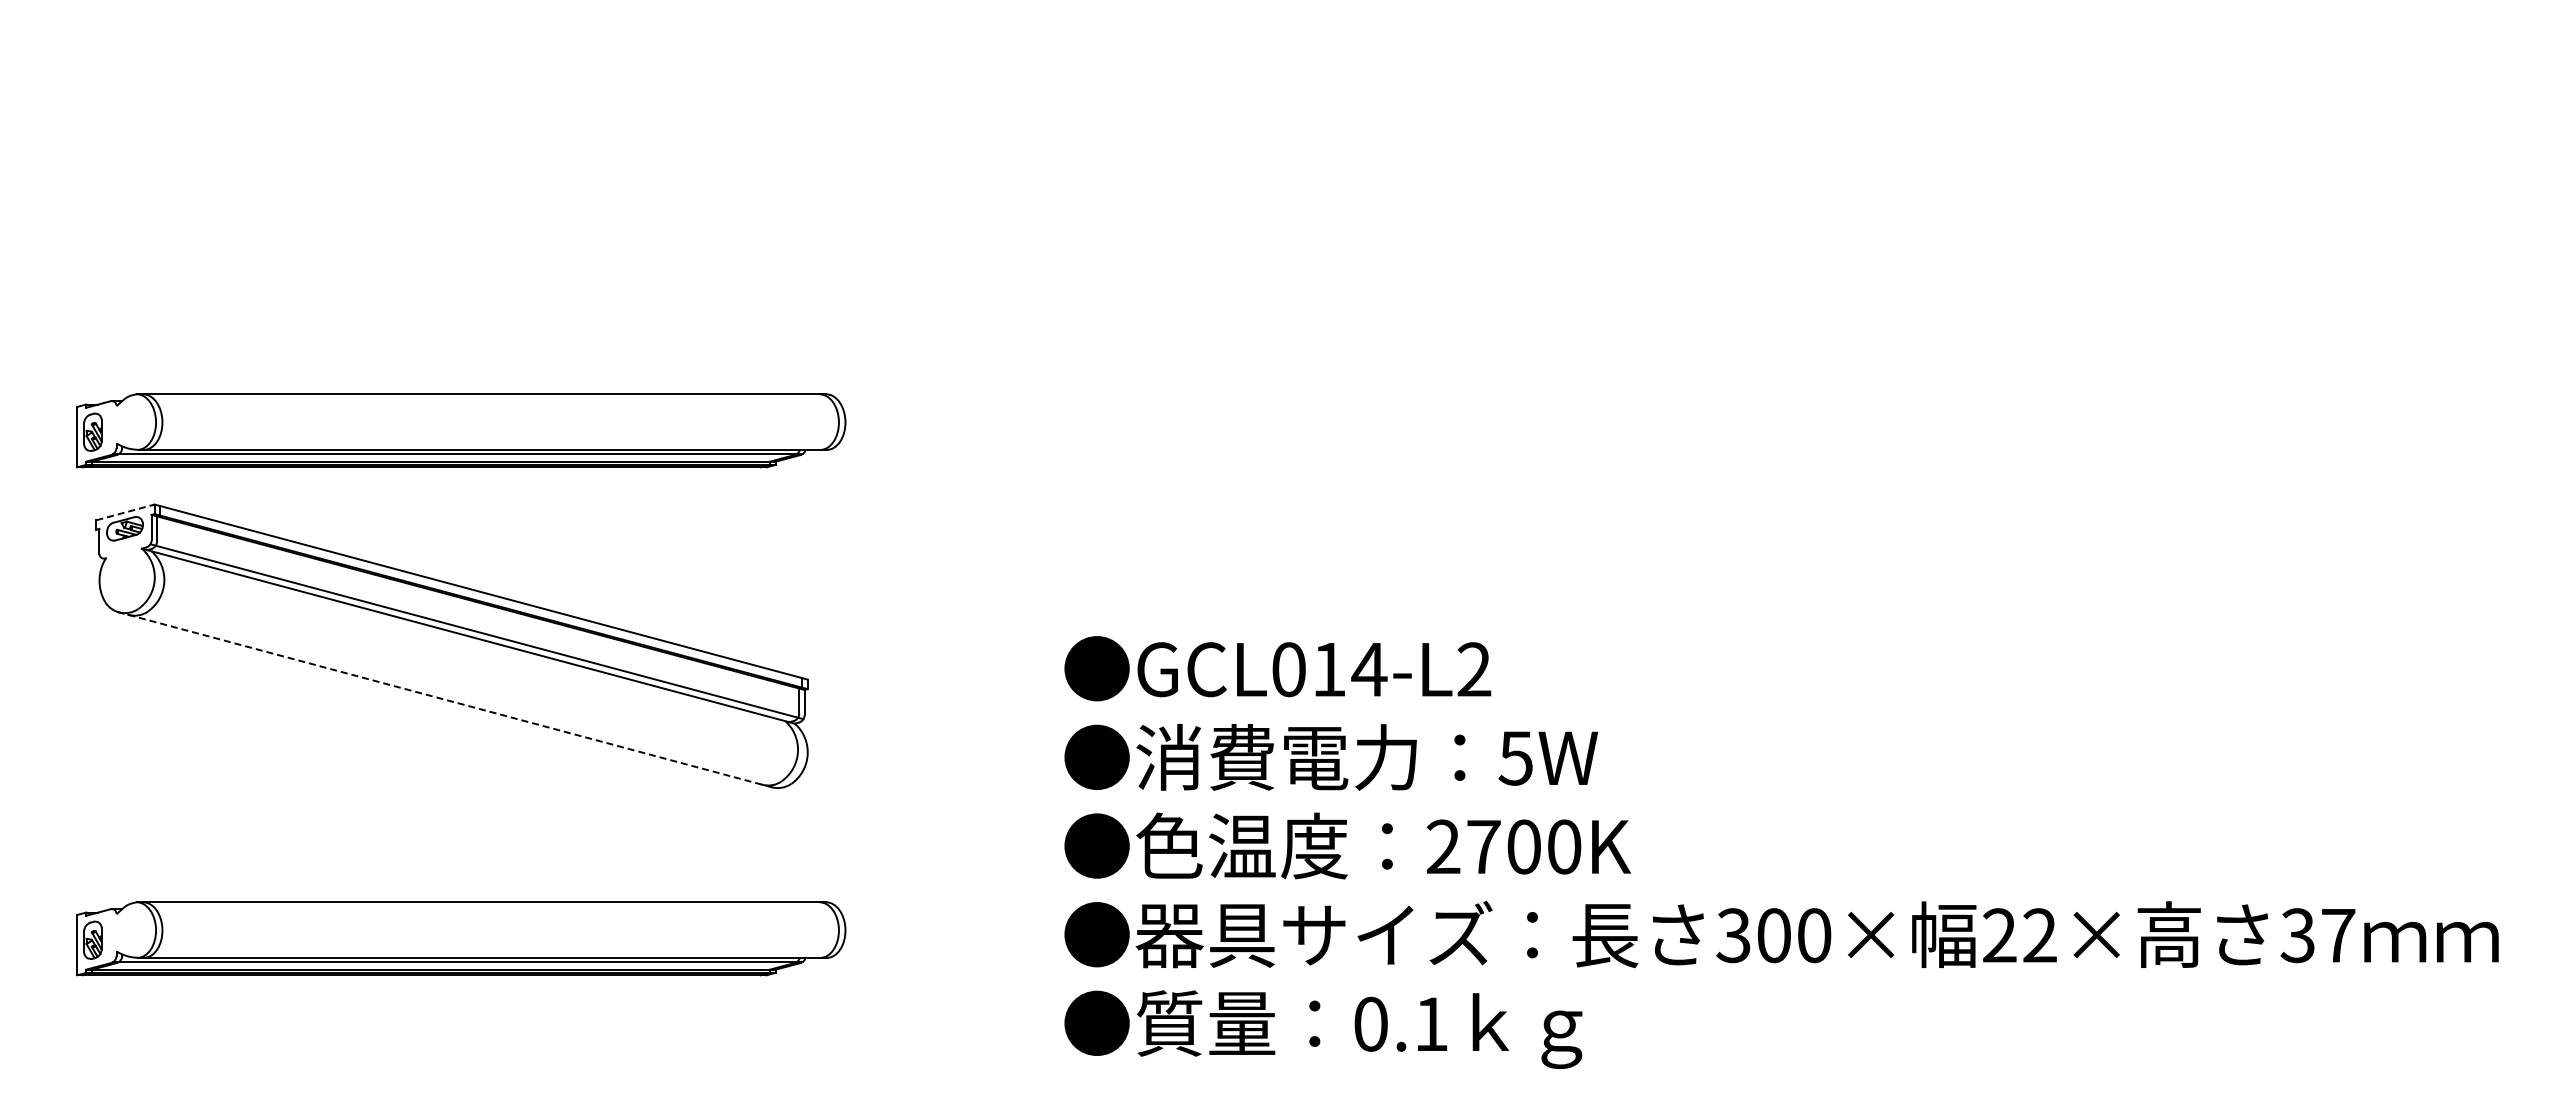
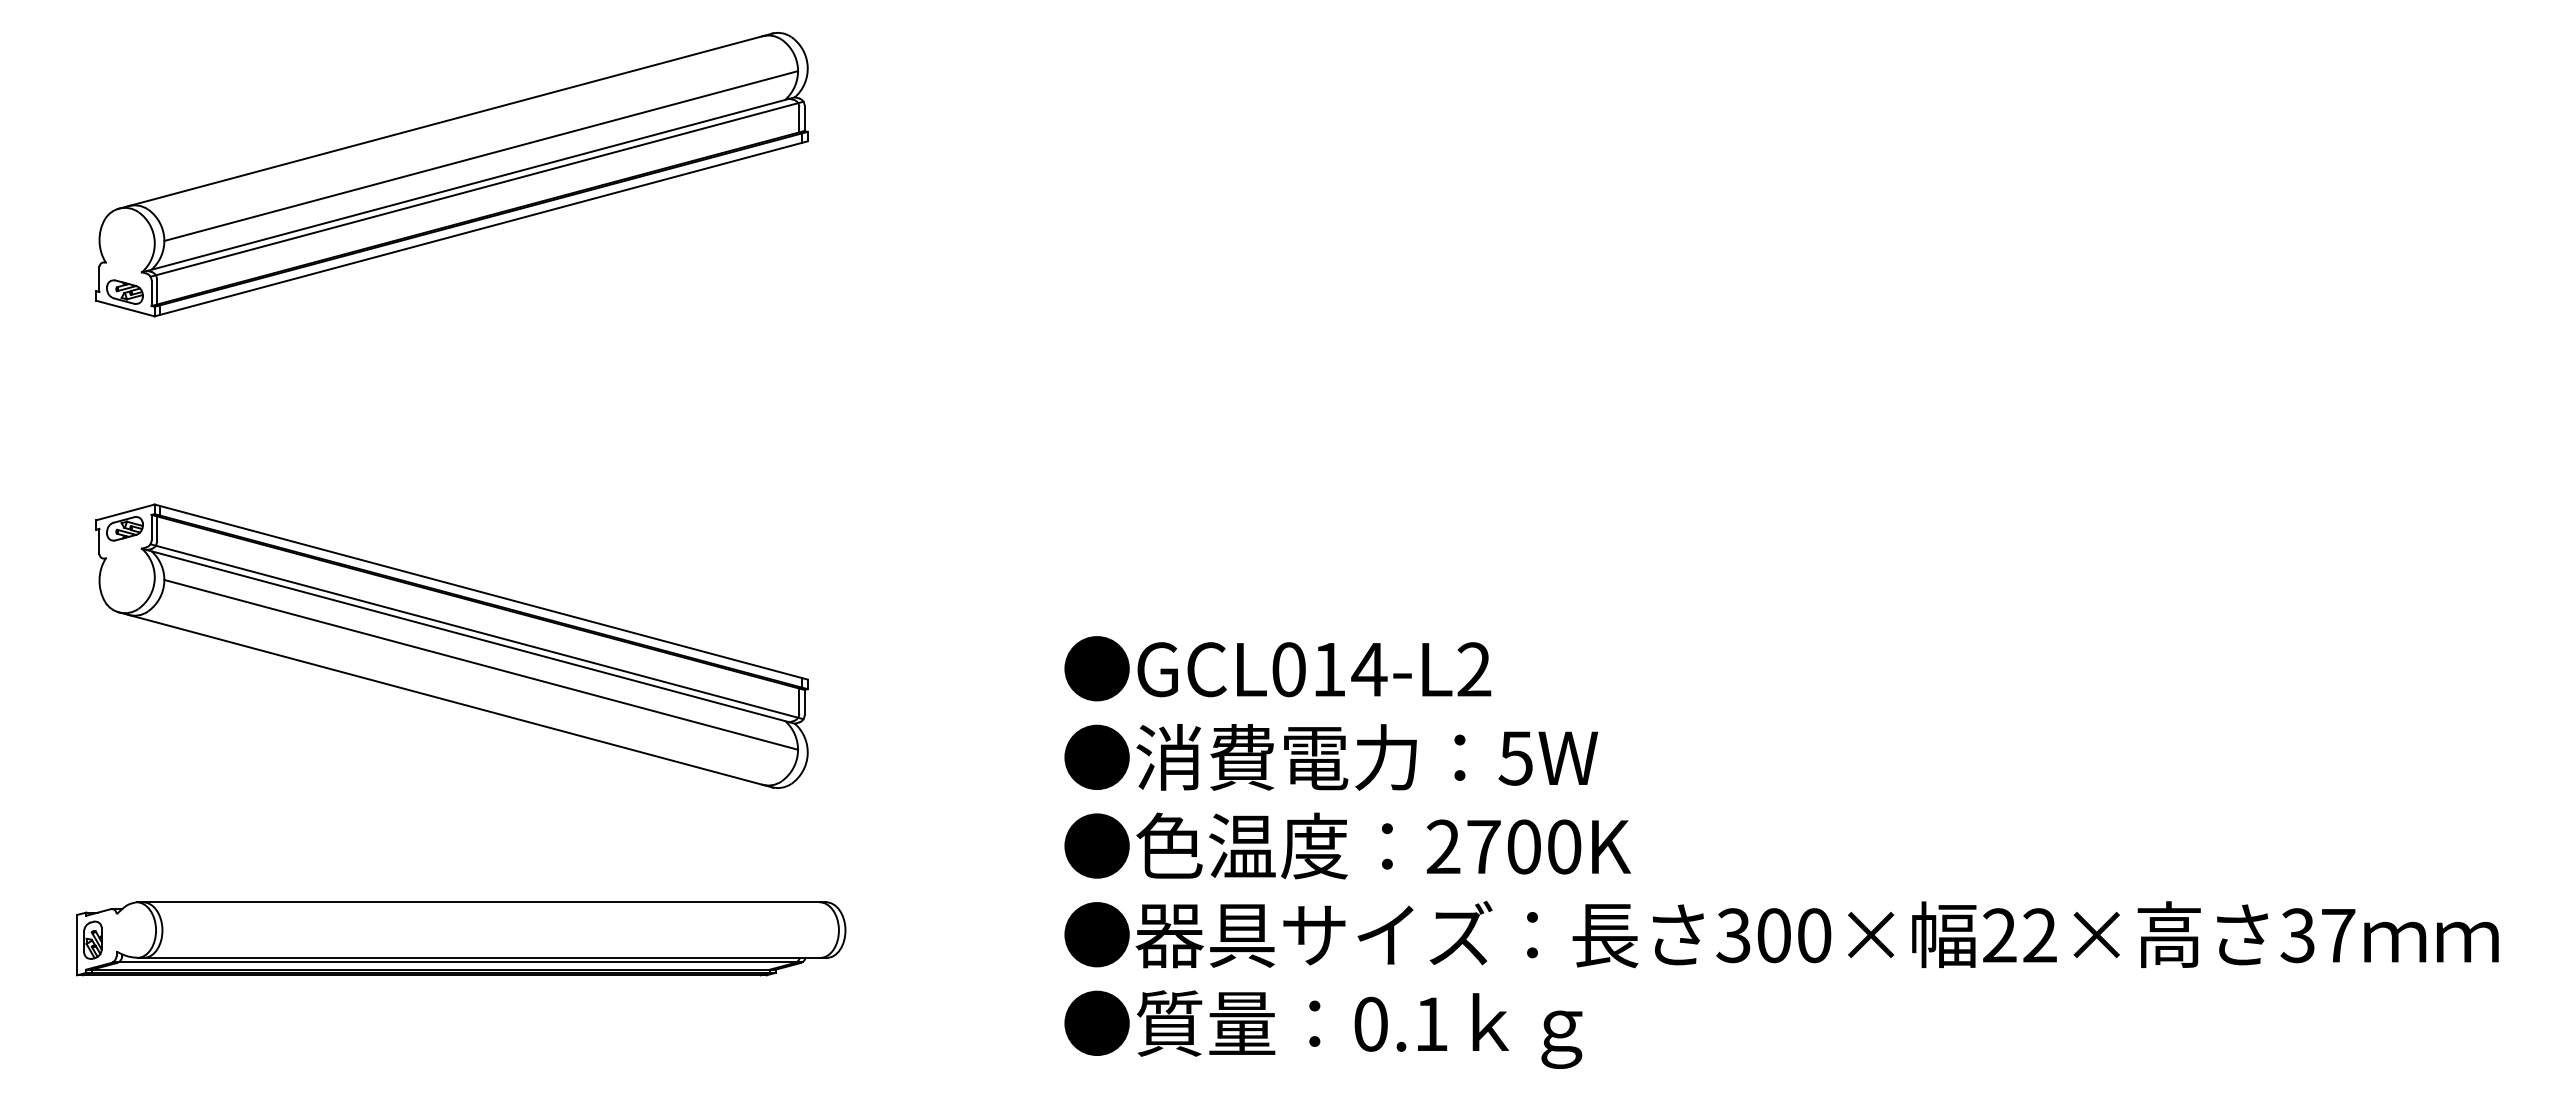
part: none -> present (451, 174)
part: present -> none (461, 430)
line: dashed -> solid (126, 512)
line: none -> present (481, 664)
line: dashed -> solid (445, 699)
